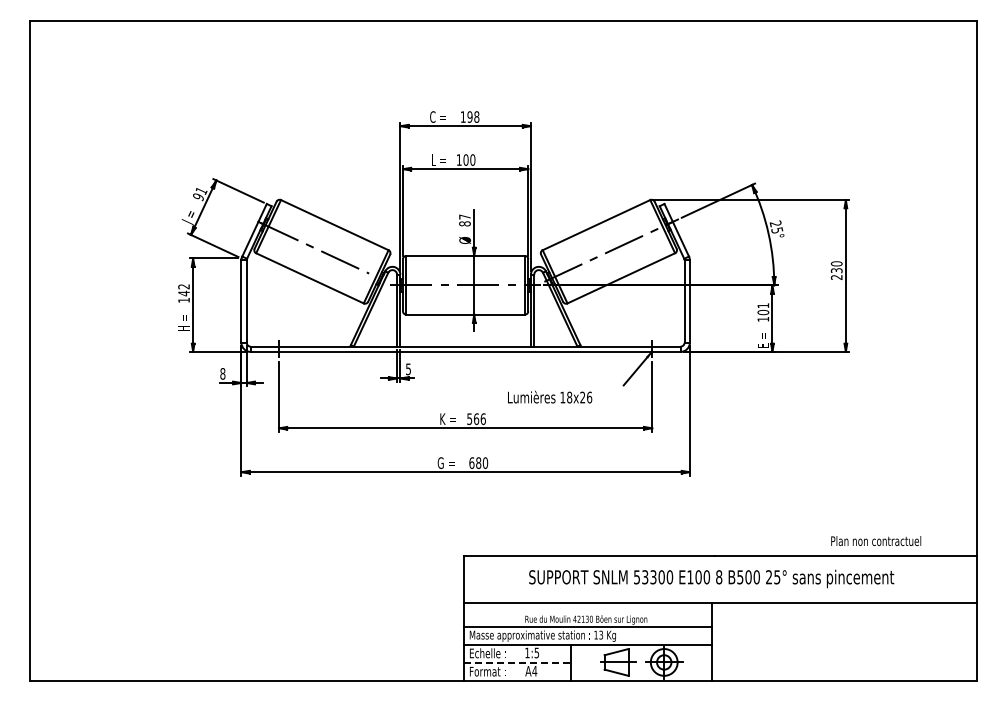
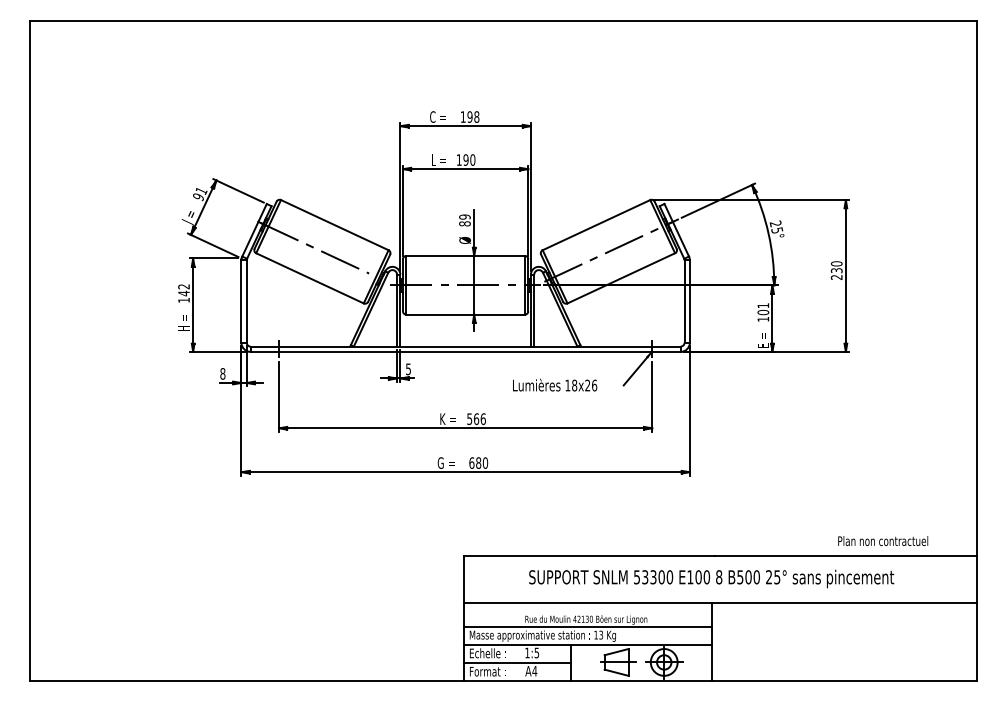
text: 100 -> 190 (465, 159)
text: 87 -> 89 (464, 216)
text position: (550, 396) -> (555, 384) (555, 384)
text position: (876, 541) -> (883, 541) (883, 541)
line: dashed -> solid (517, 662)
